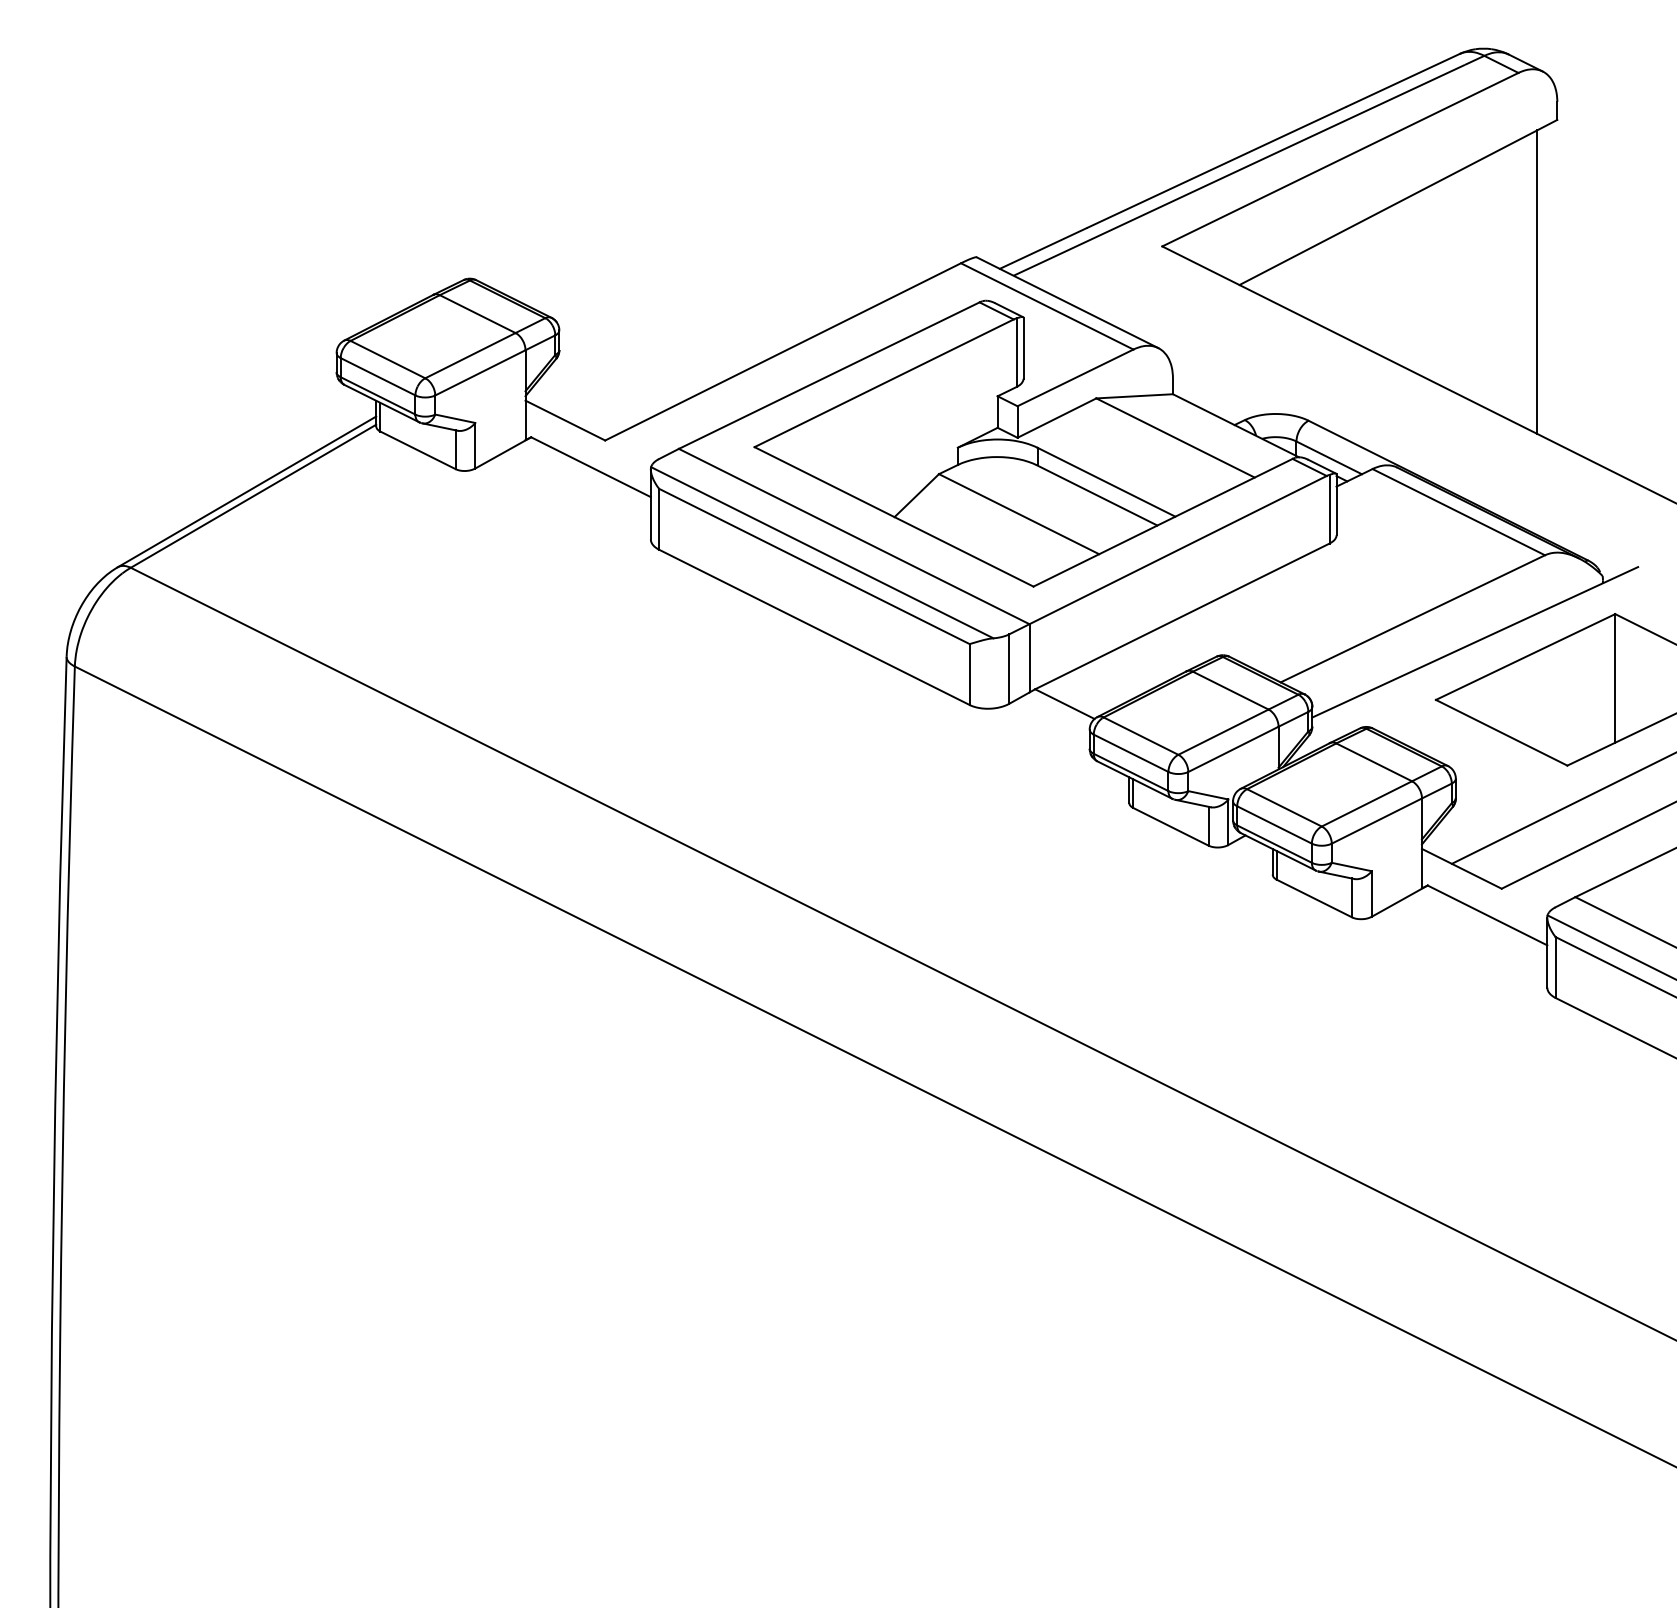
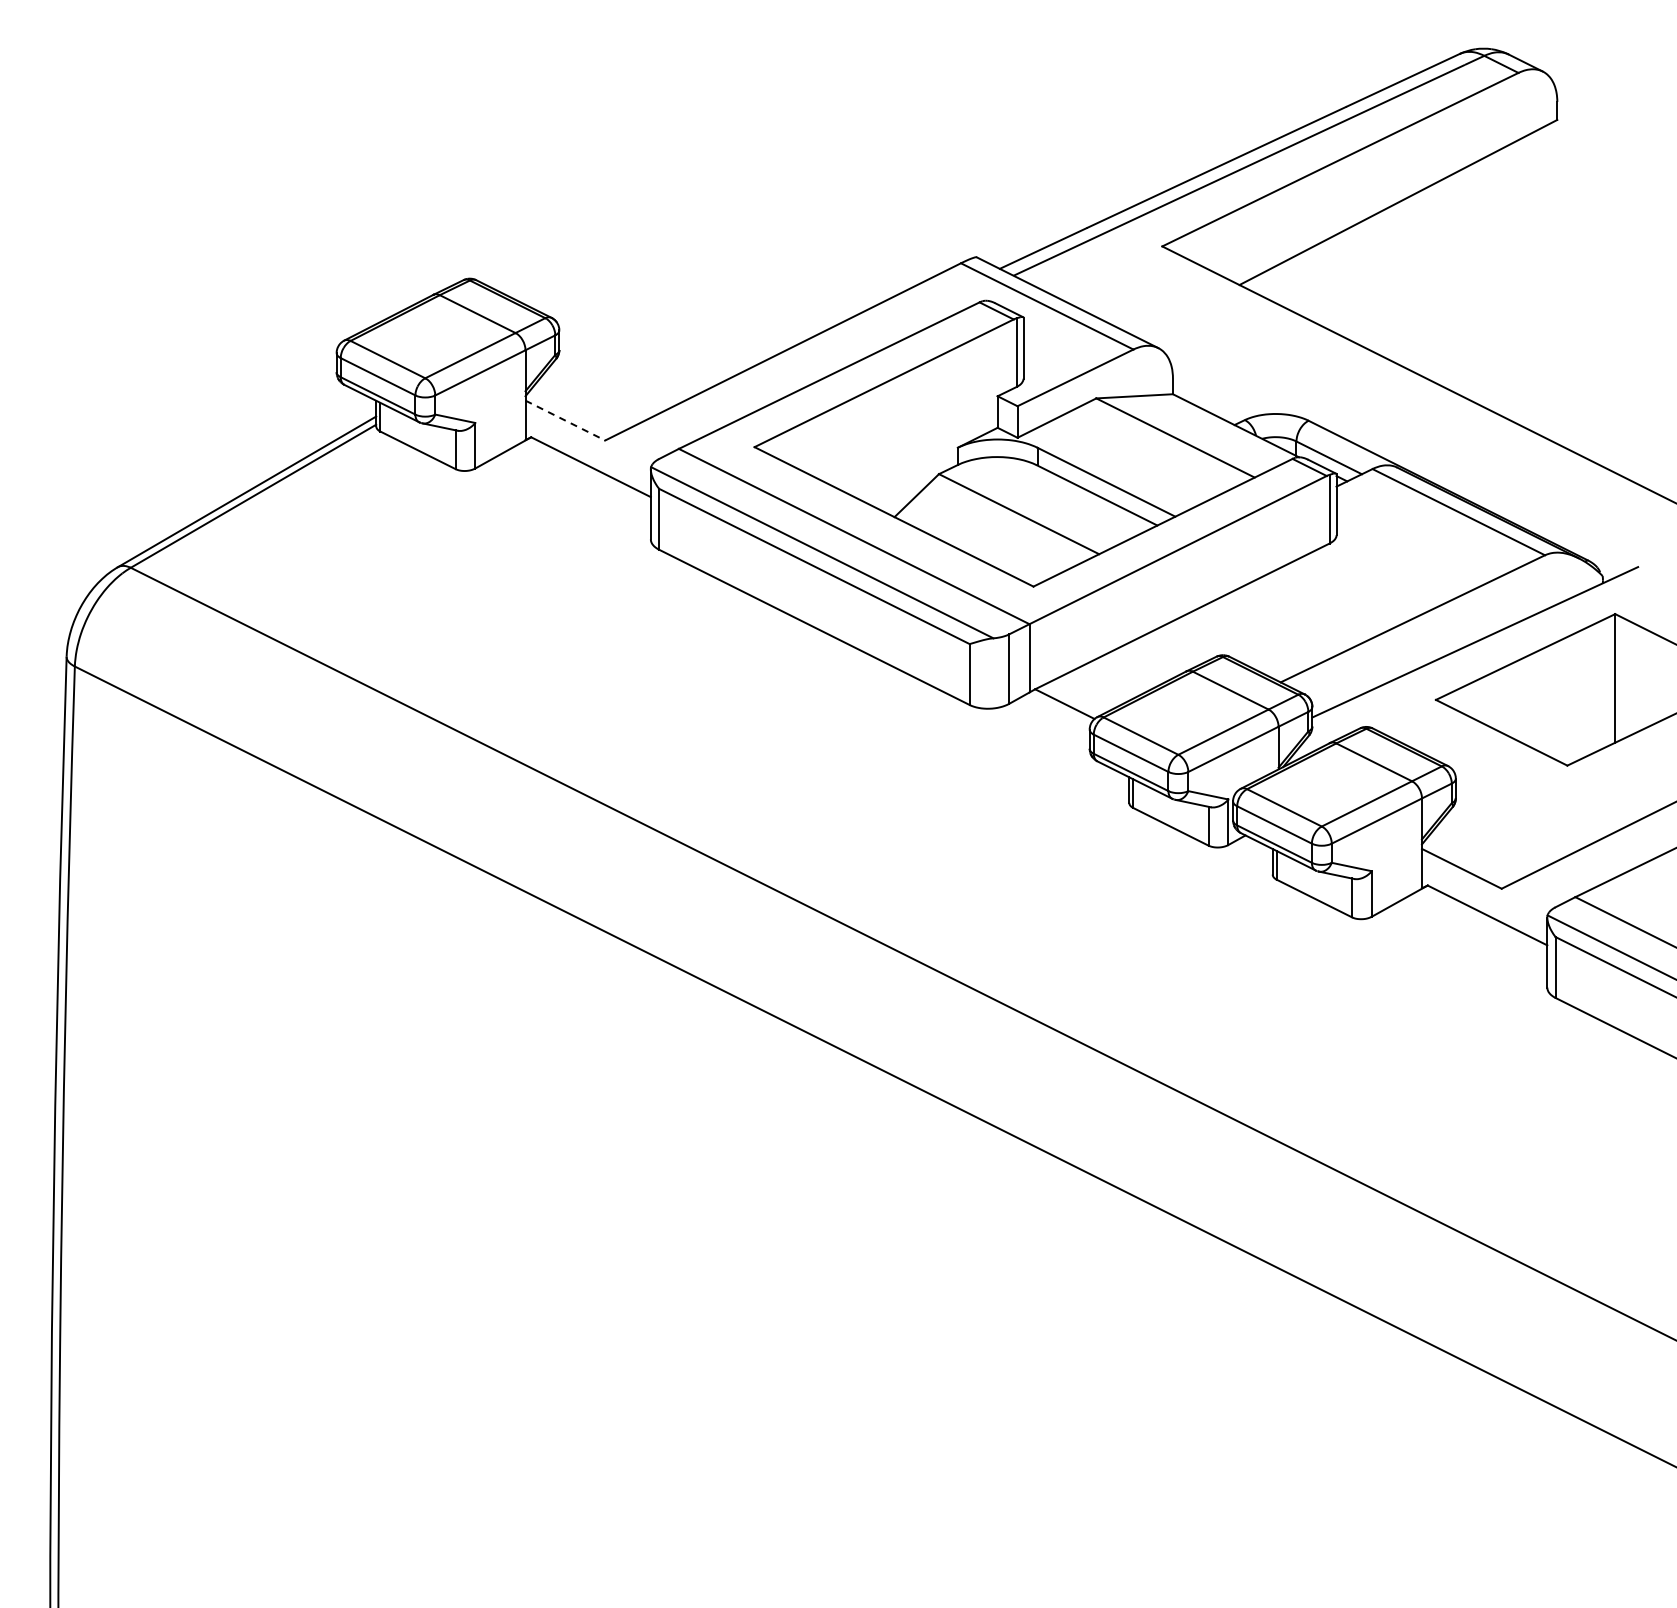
line: present -> none (1537, 281)
line: solid -> dashed (565, 420)
line: present -> none (1562, 808)
